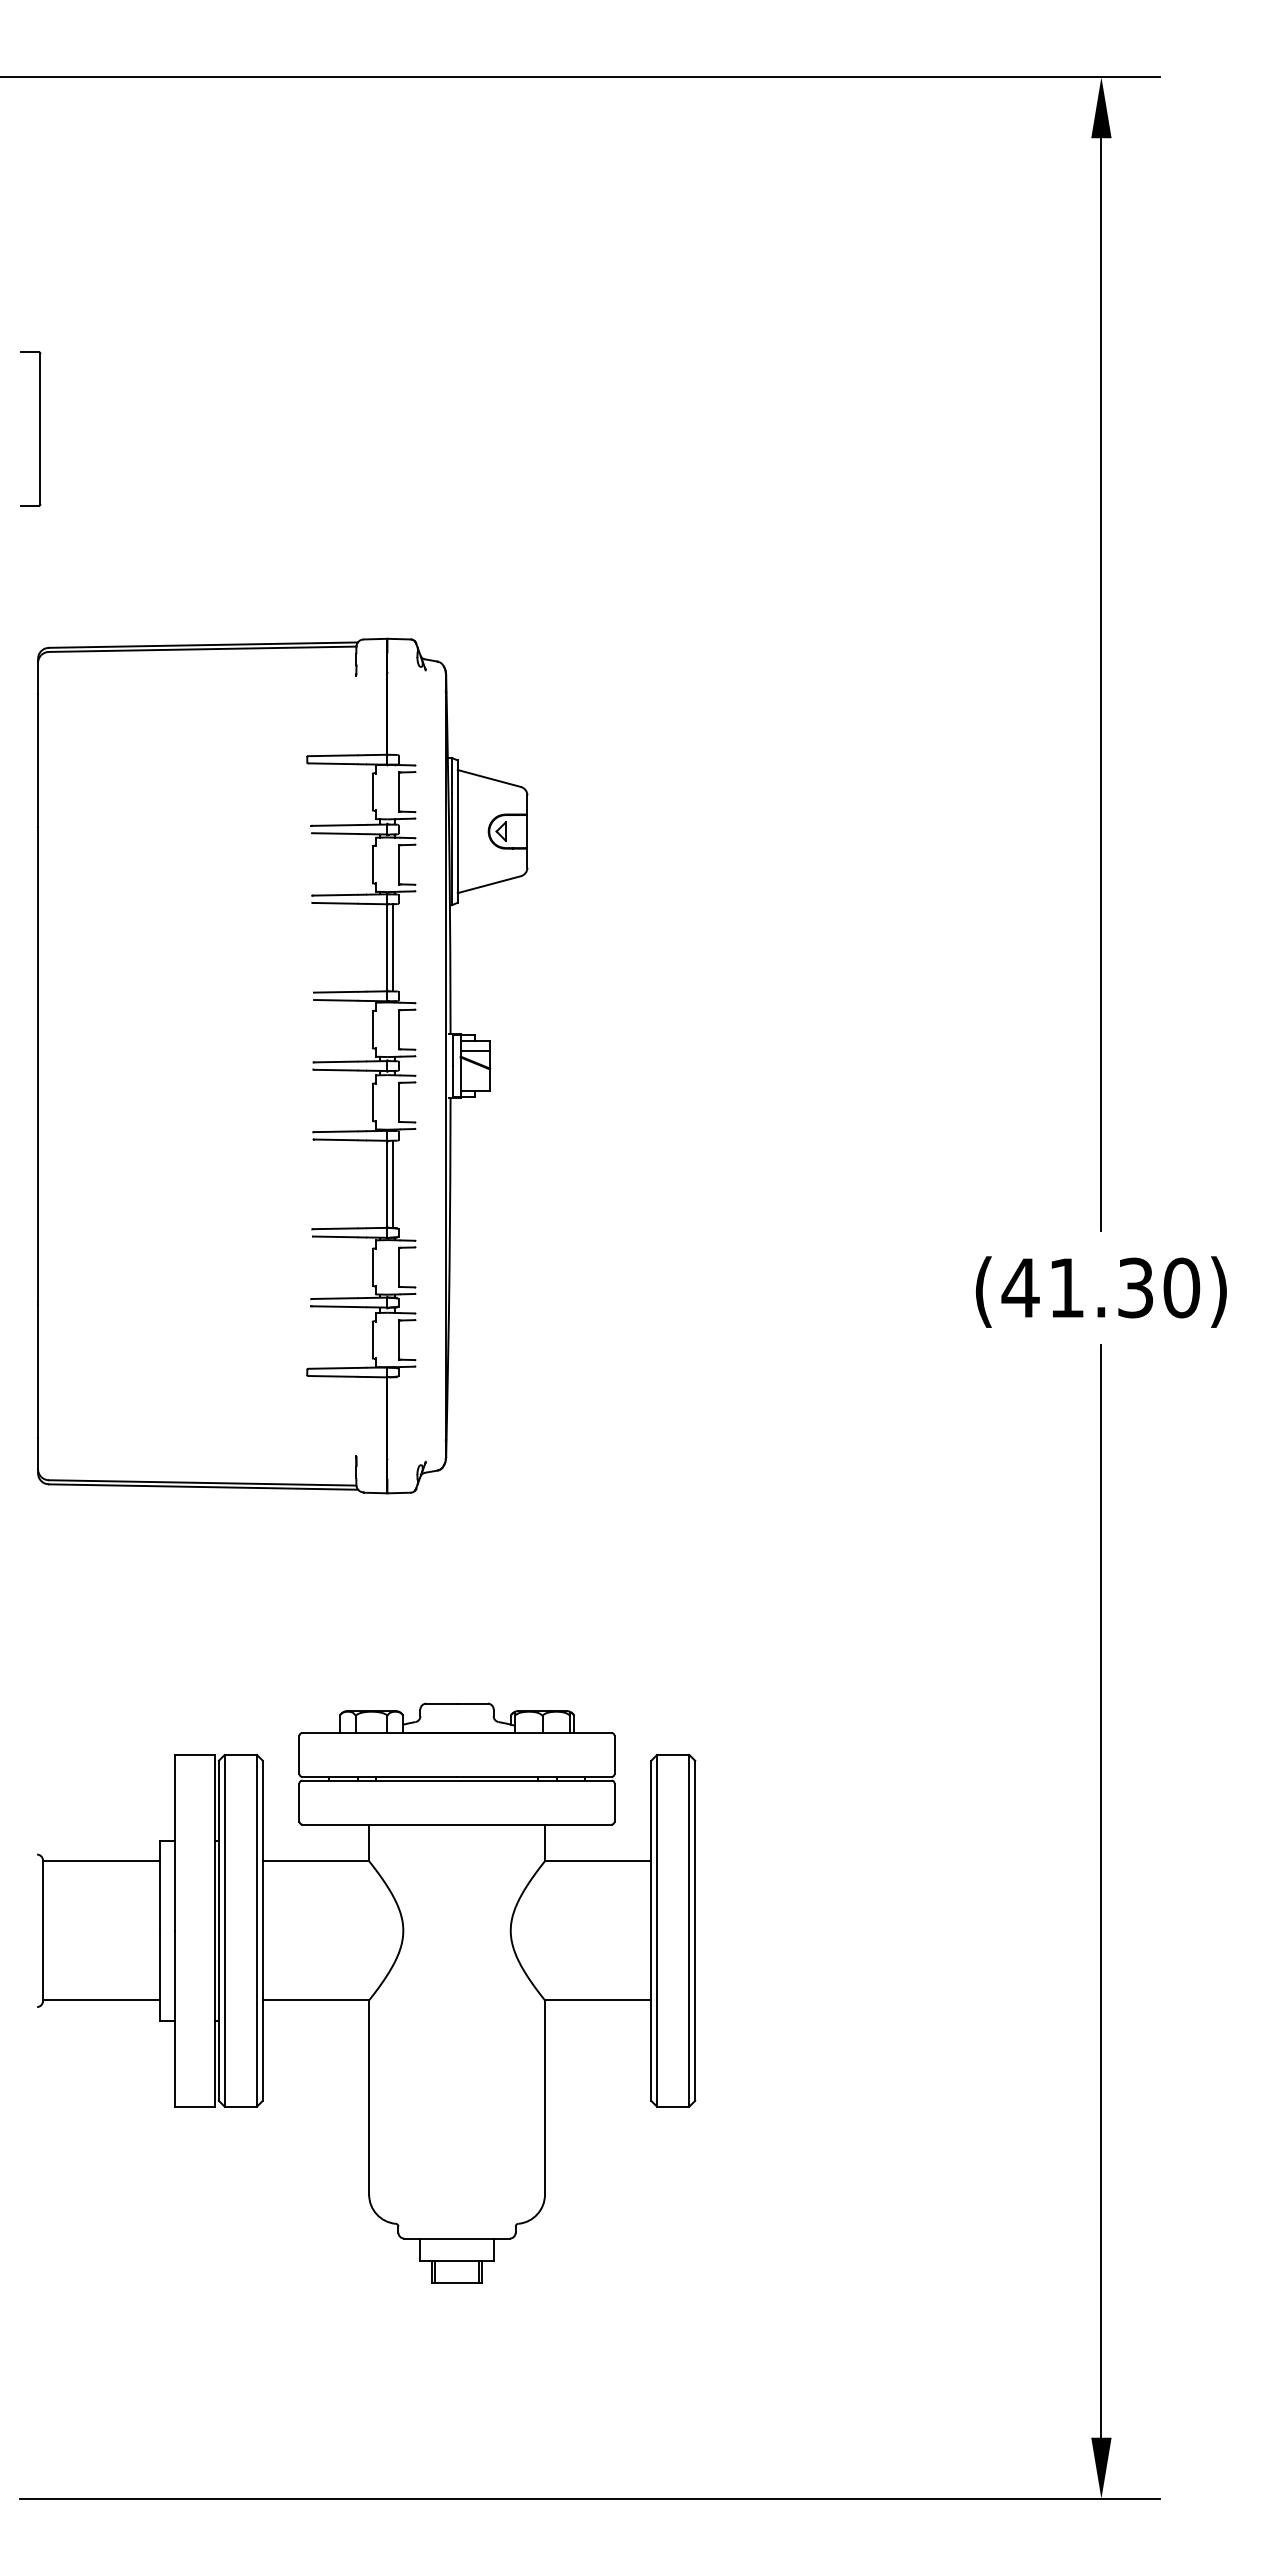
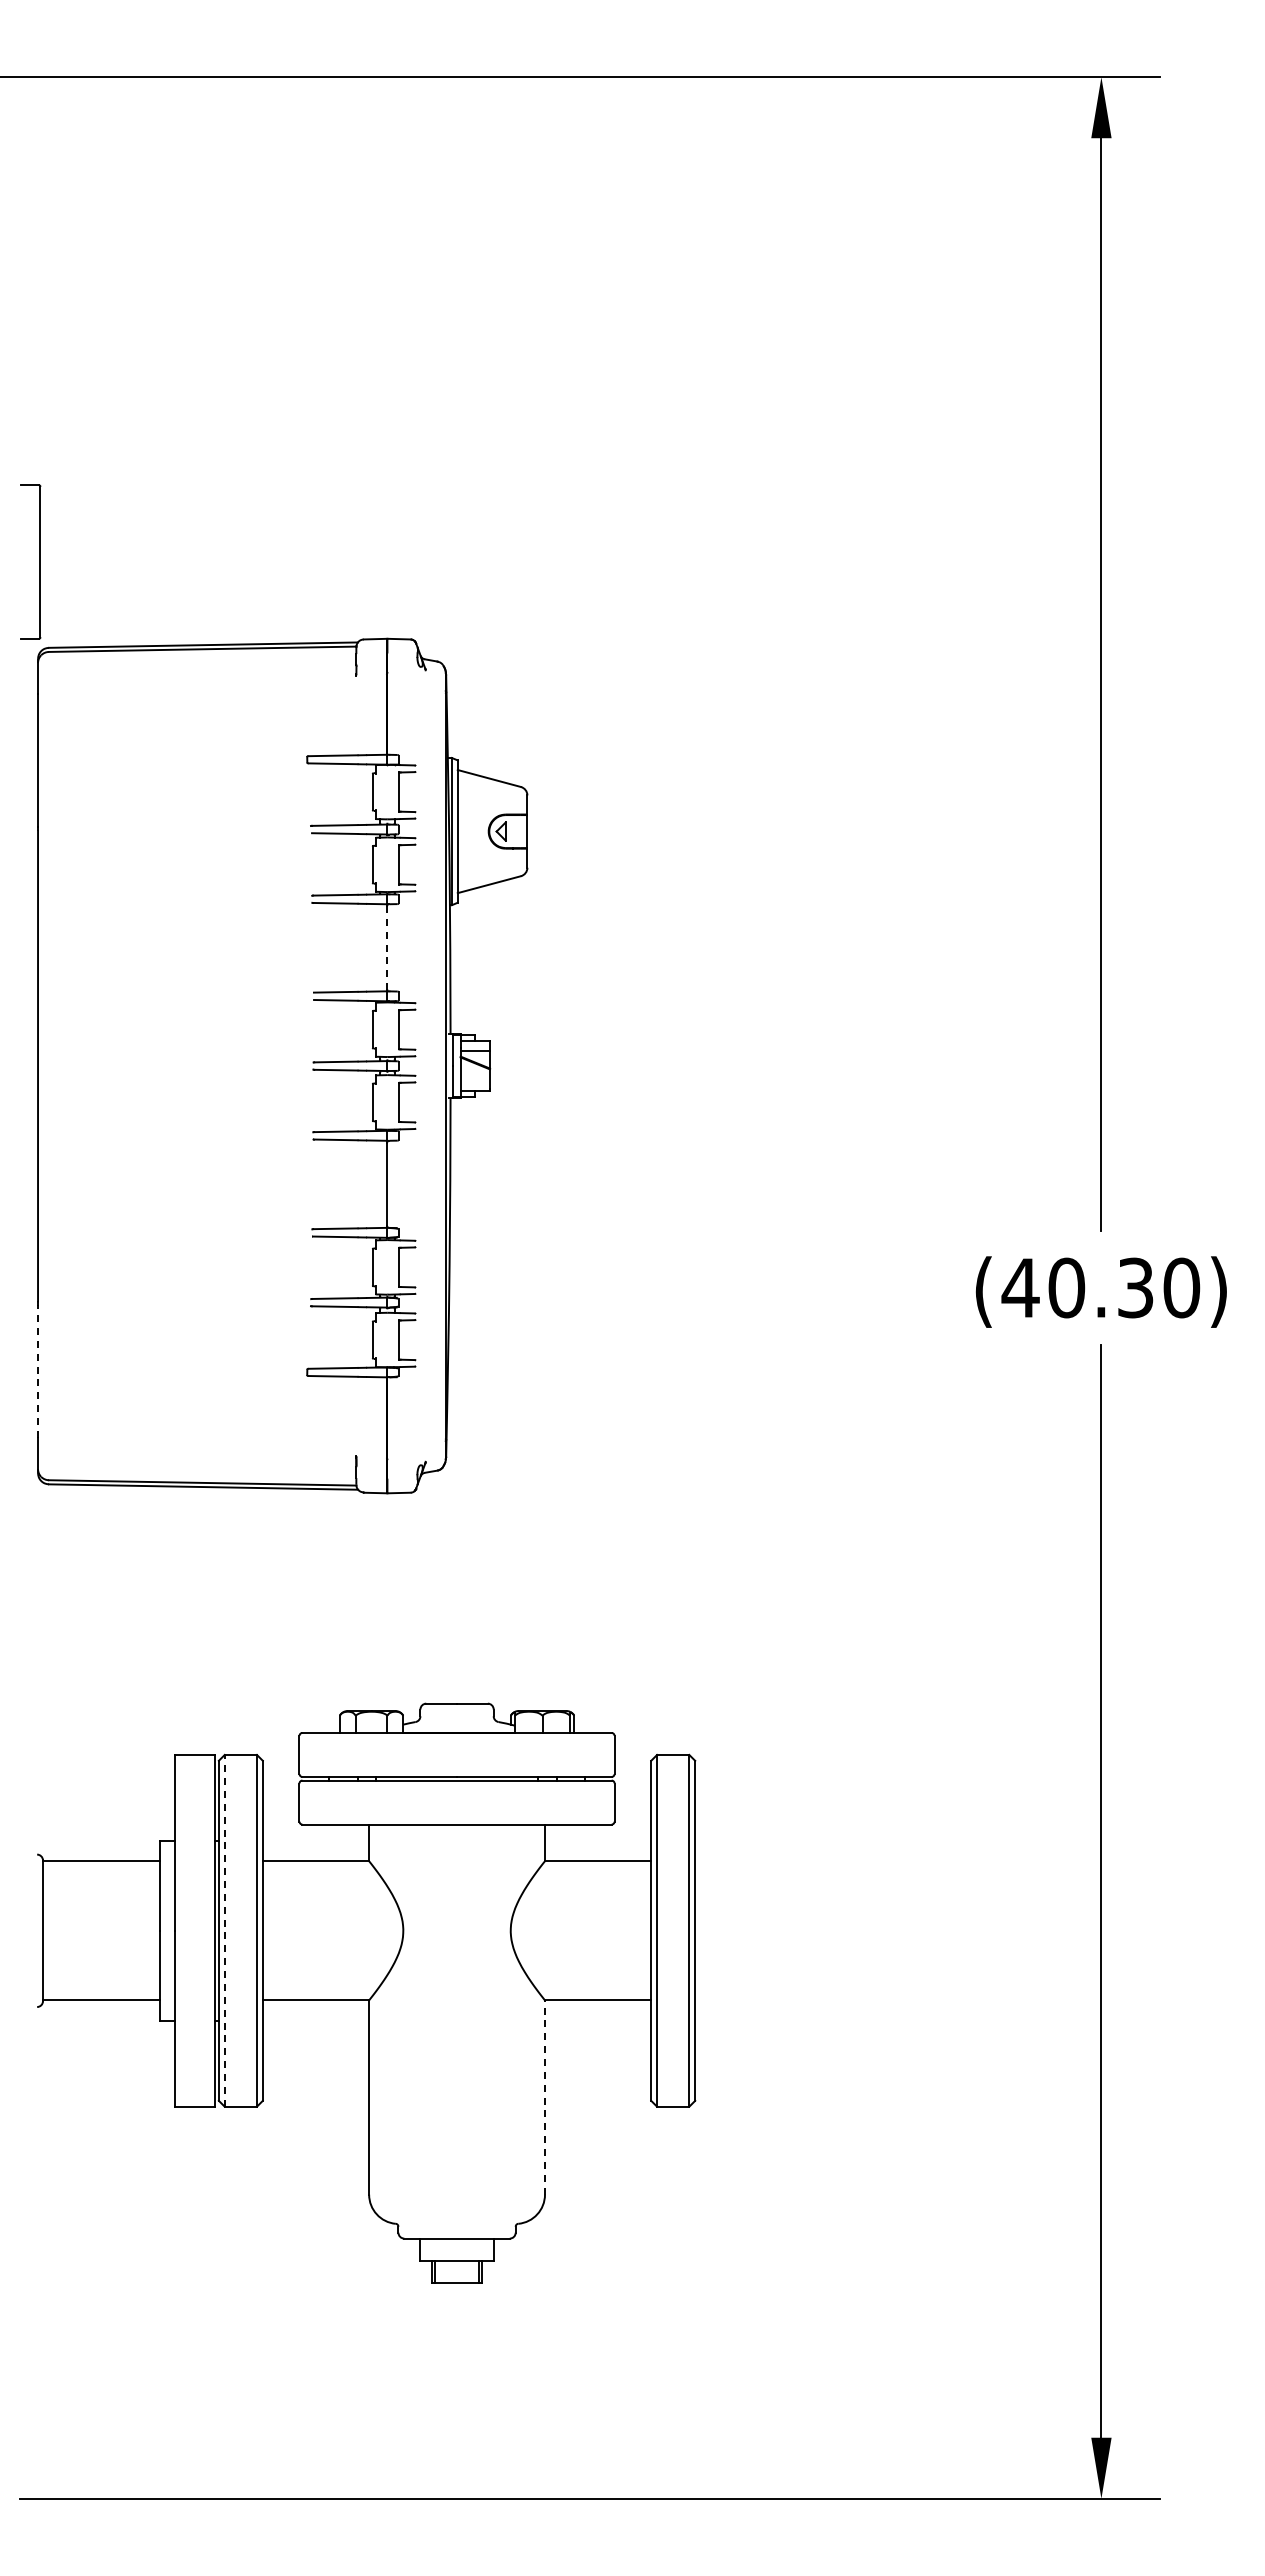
part position: (39, 428) -> (39, 561) (39, 561)
line: solid -> dashed (387, 947)
line: present -> none (393, 947)
line: present -> none (393, 1183)
text: (41.30) -> (40.30) (1066, 1287)
line: solid -> dashed (38, 1370)
line: solid -> dashed (224, 1930)
line: solid -> dashed (545, 2096)
